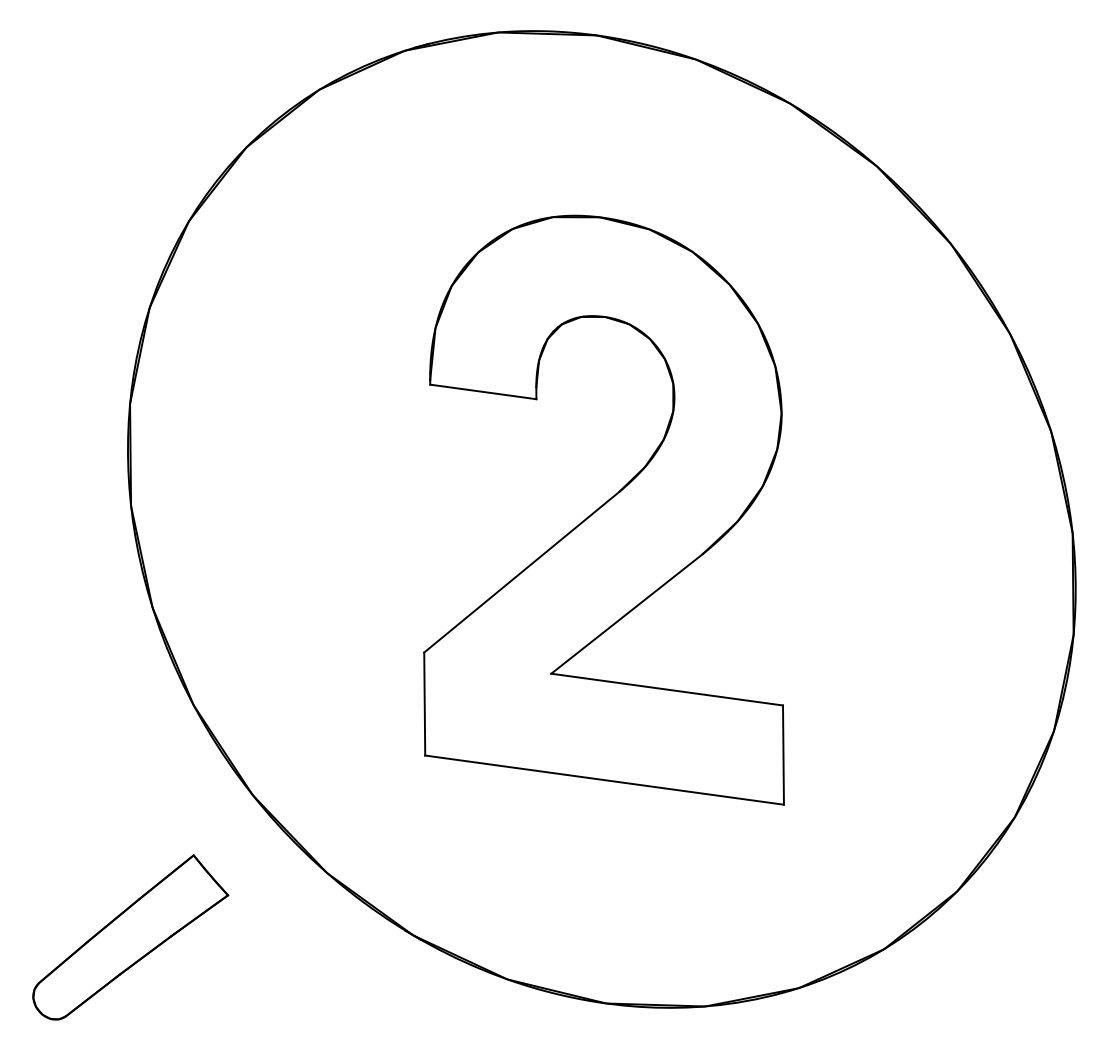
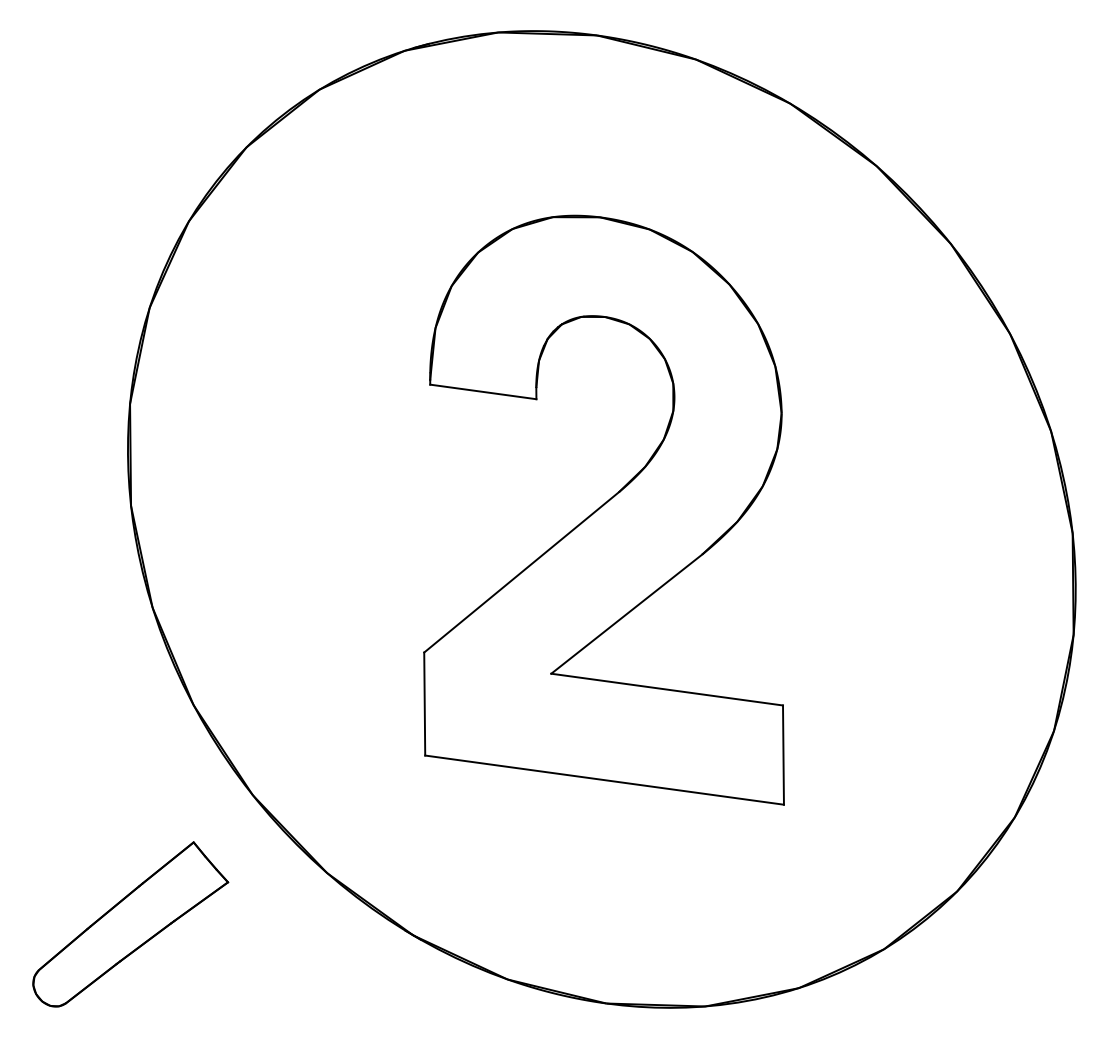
part position: (130, 937) -> (130, 924) (130, 924)
